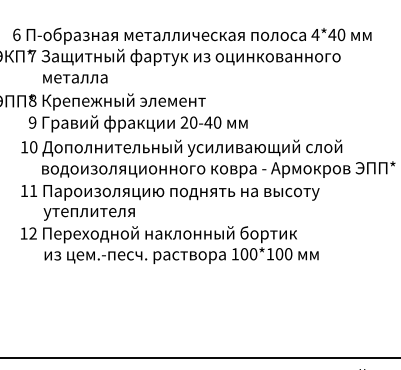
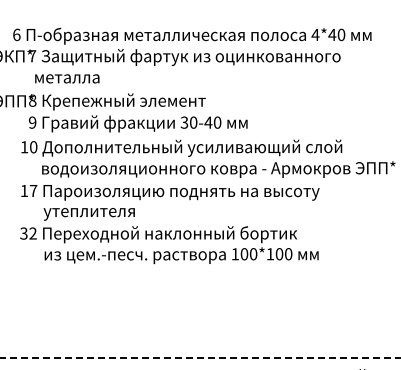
text position: (75, 78) -> (67, 78) (67, 78)
text: 20-40 -> 30-40 (184, 122)
text: 11 -> 17 (33, 190)
text: 12 -> 32 (23, 233)
line: solid -> dashed (200, 357)
